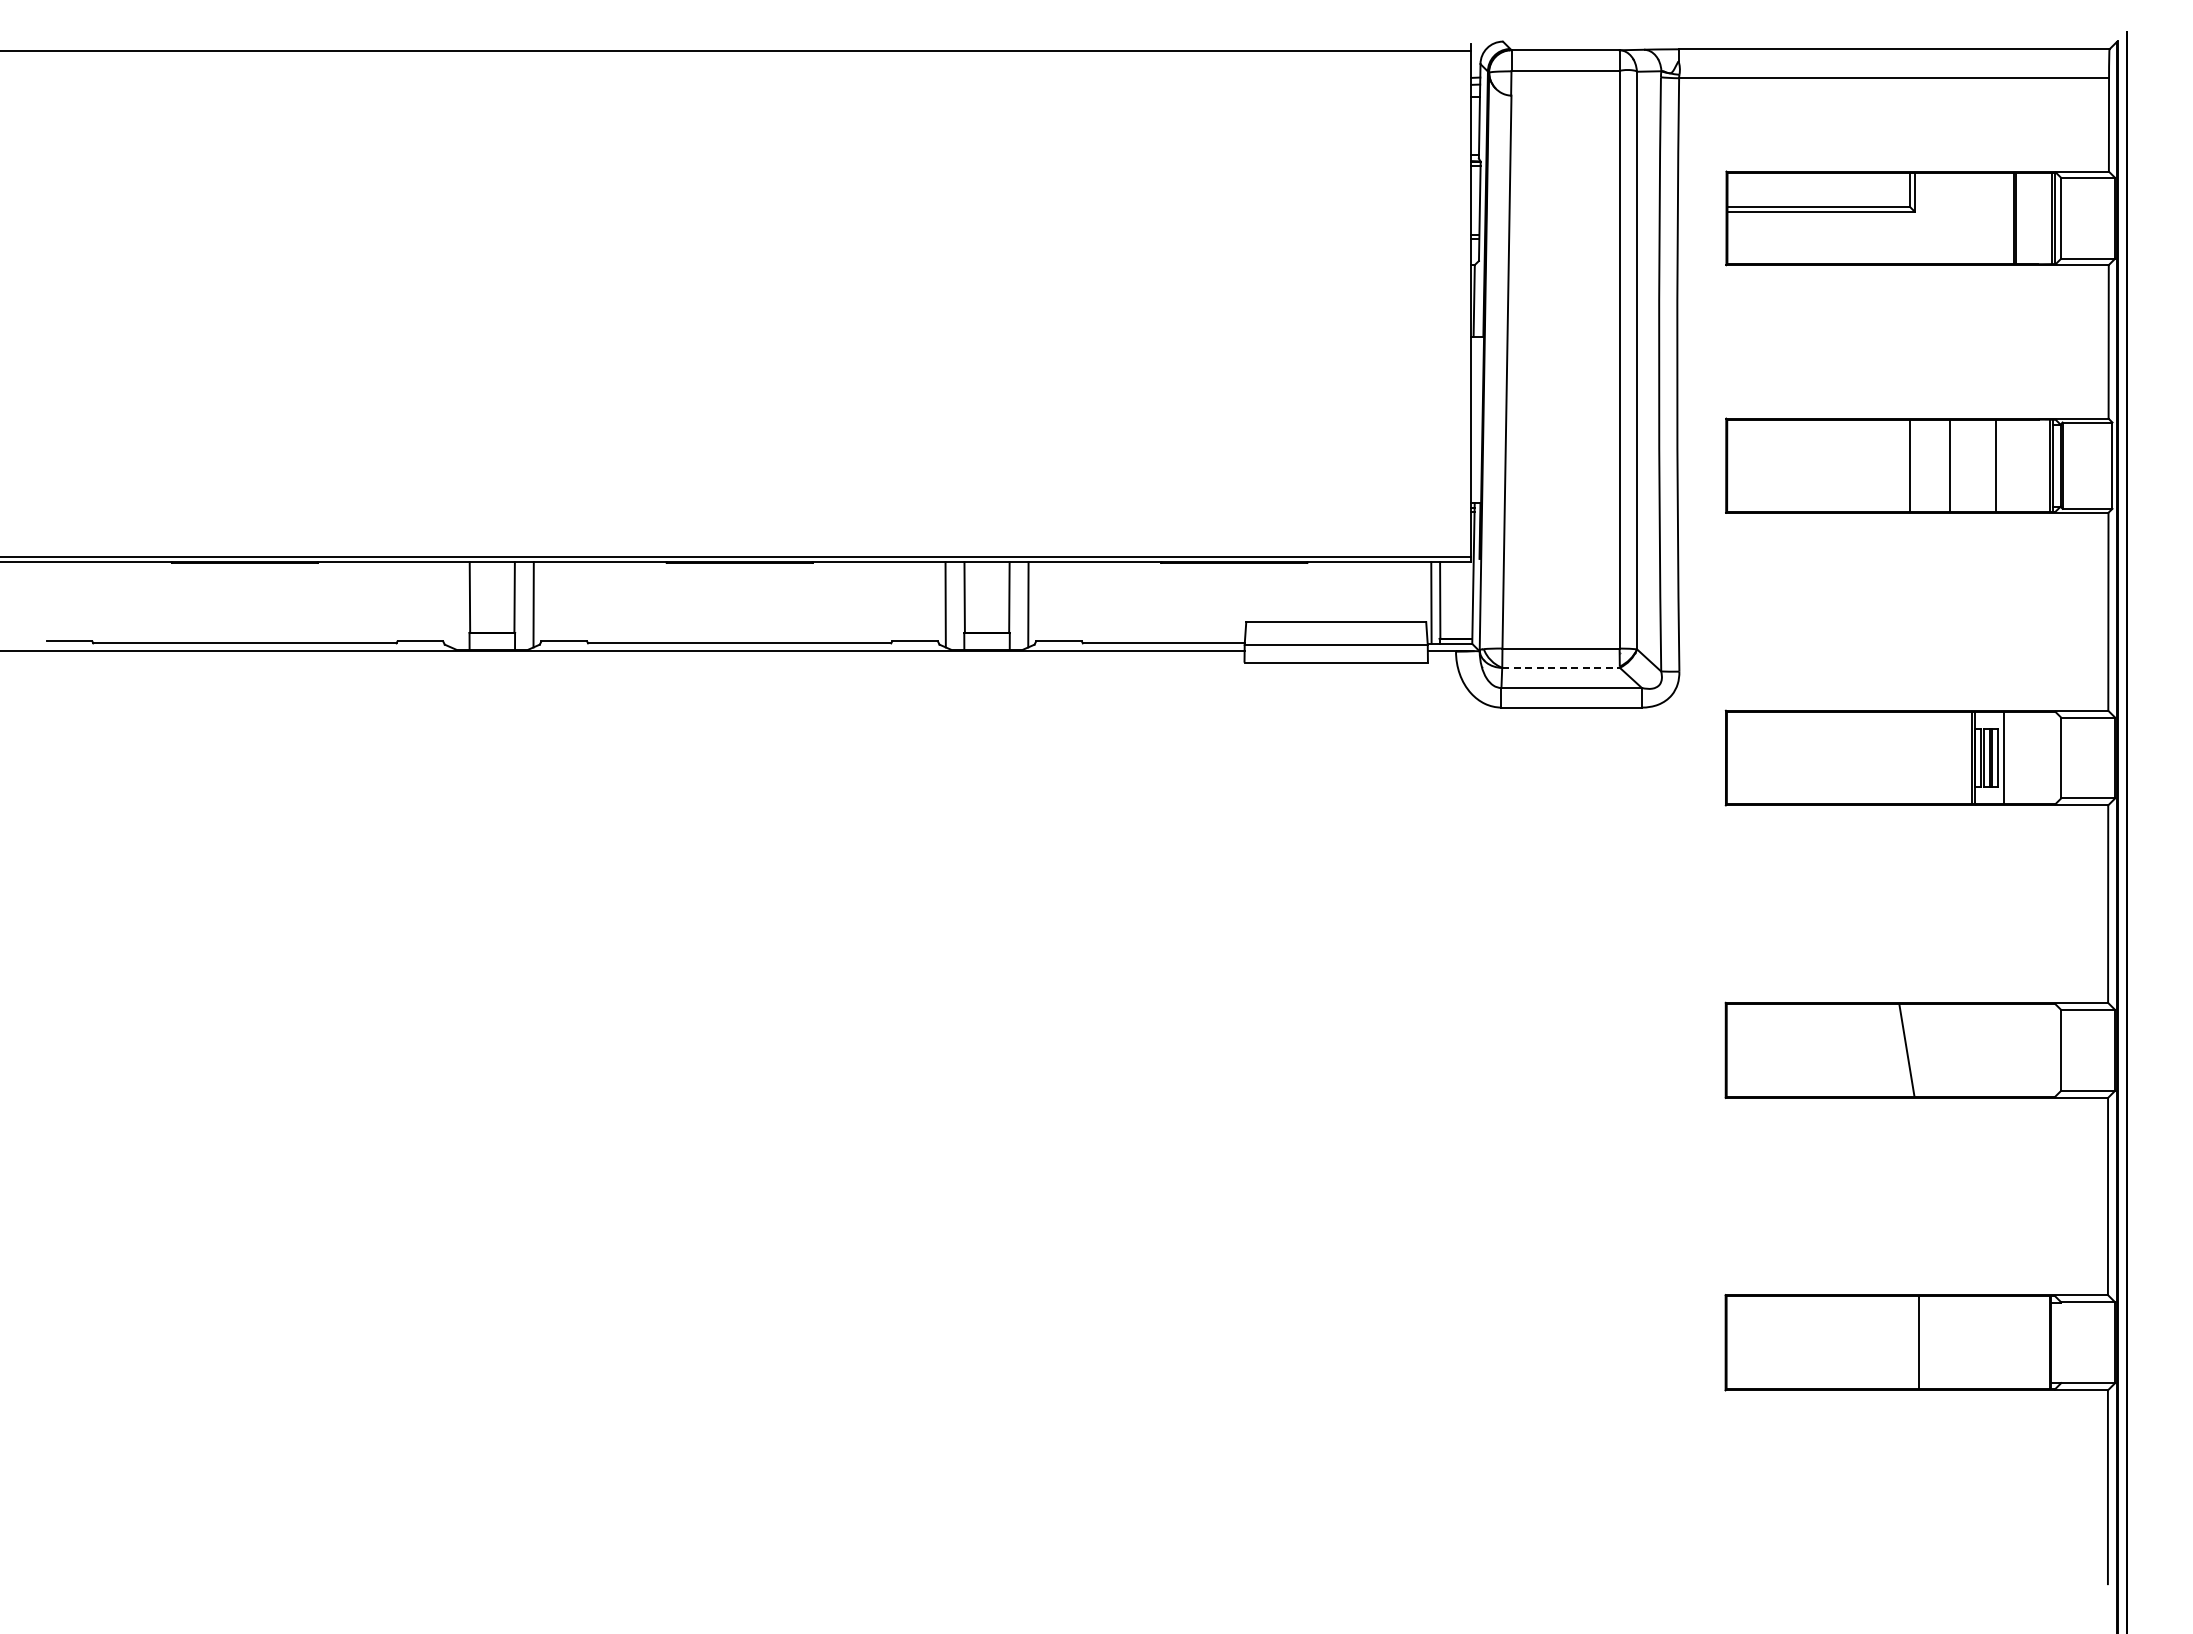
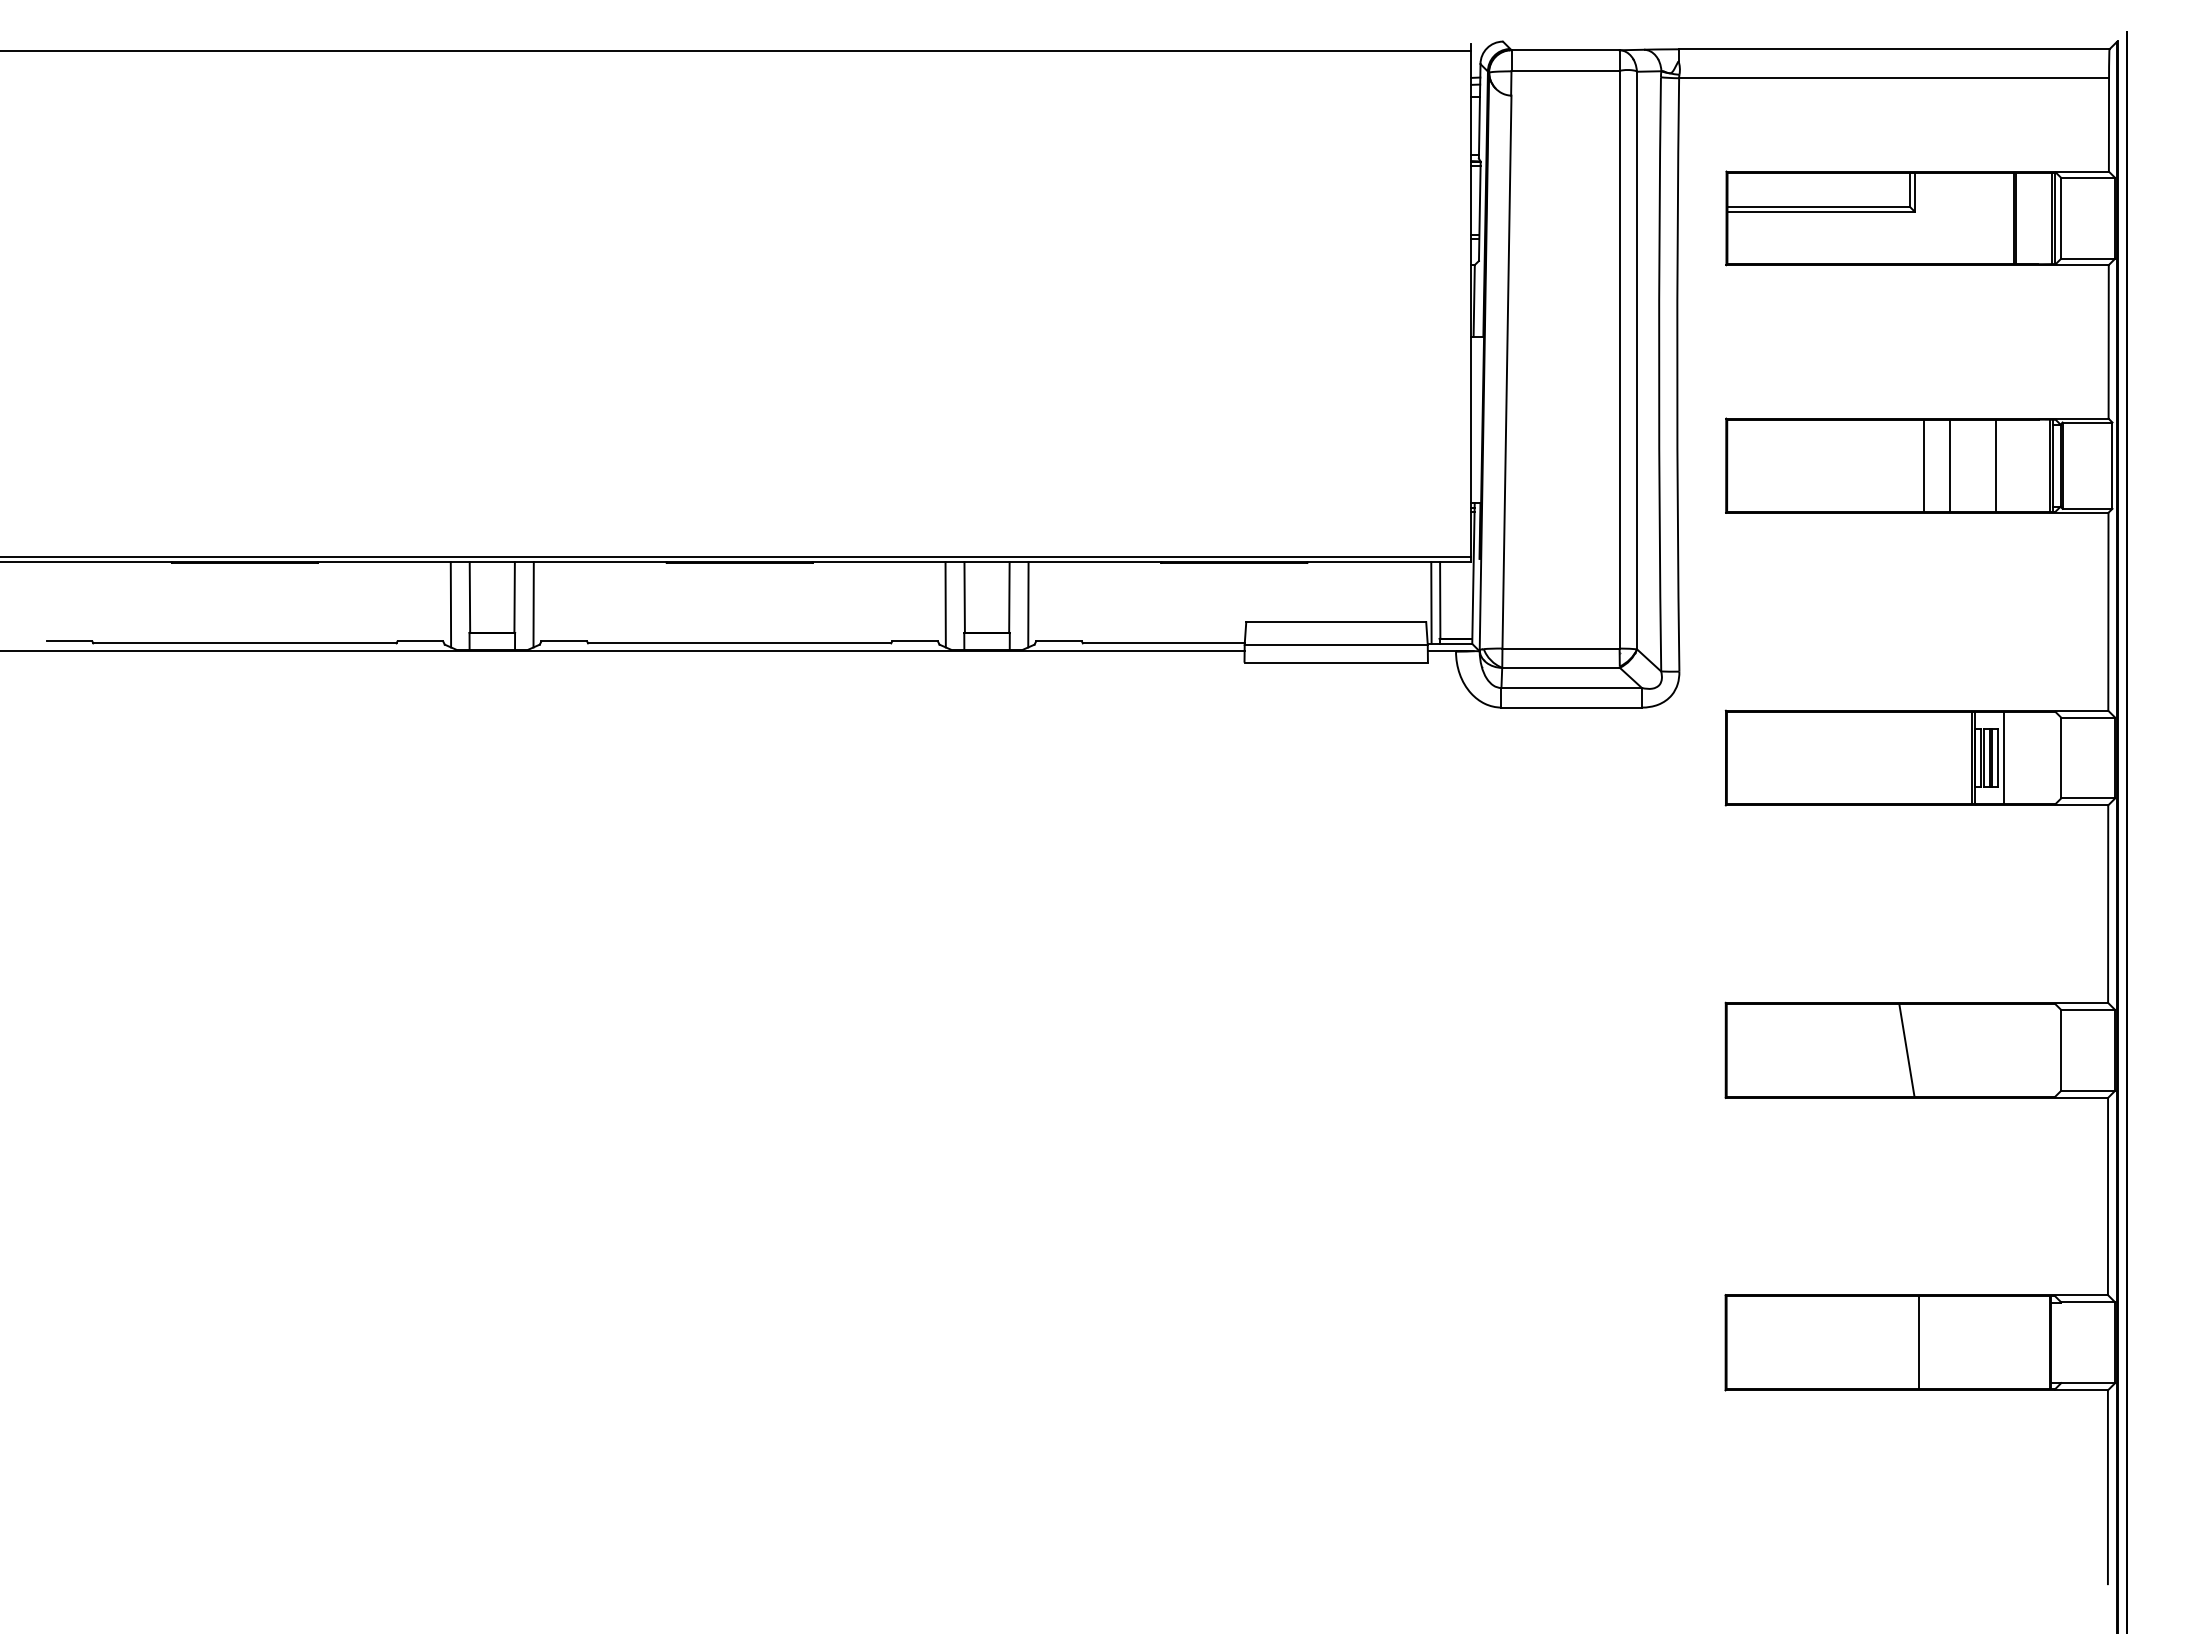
line position: (1910, 465) -> (1924, 465) (1924, 465)
line: none -> present (450, 604)
line: dashed -> solid (1561, 667)
